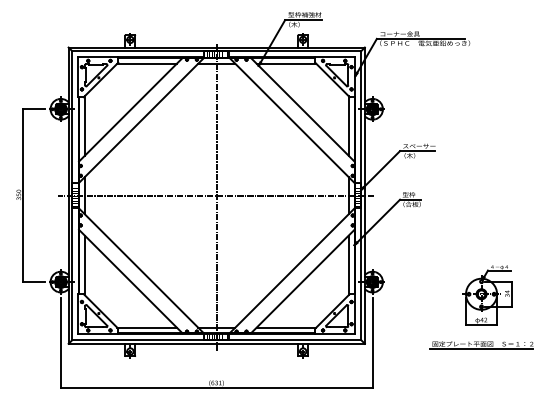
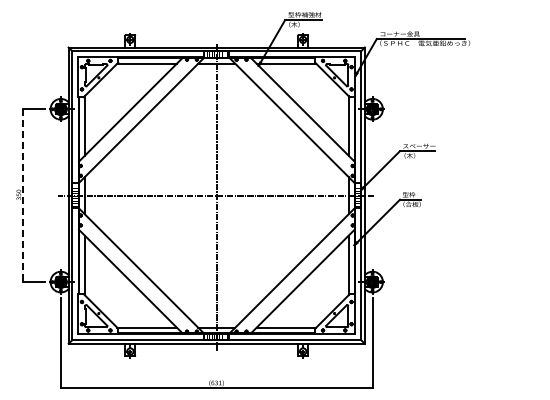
line: solid -> dashed (23, 196)
part: present -> none (487, 295)
part: present -> none (481, 345)
